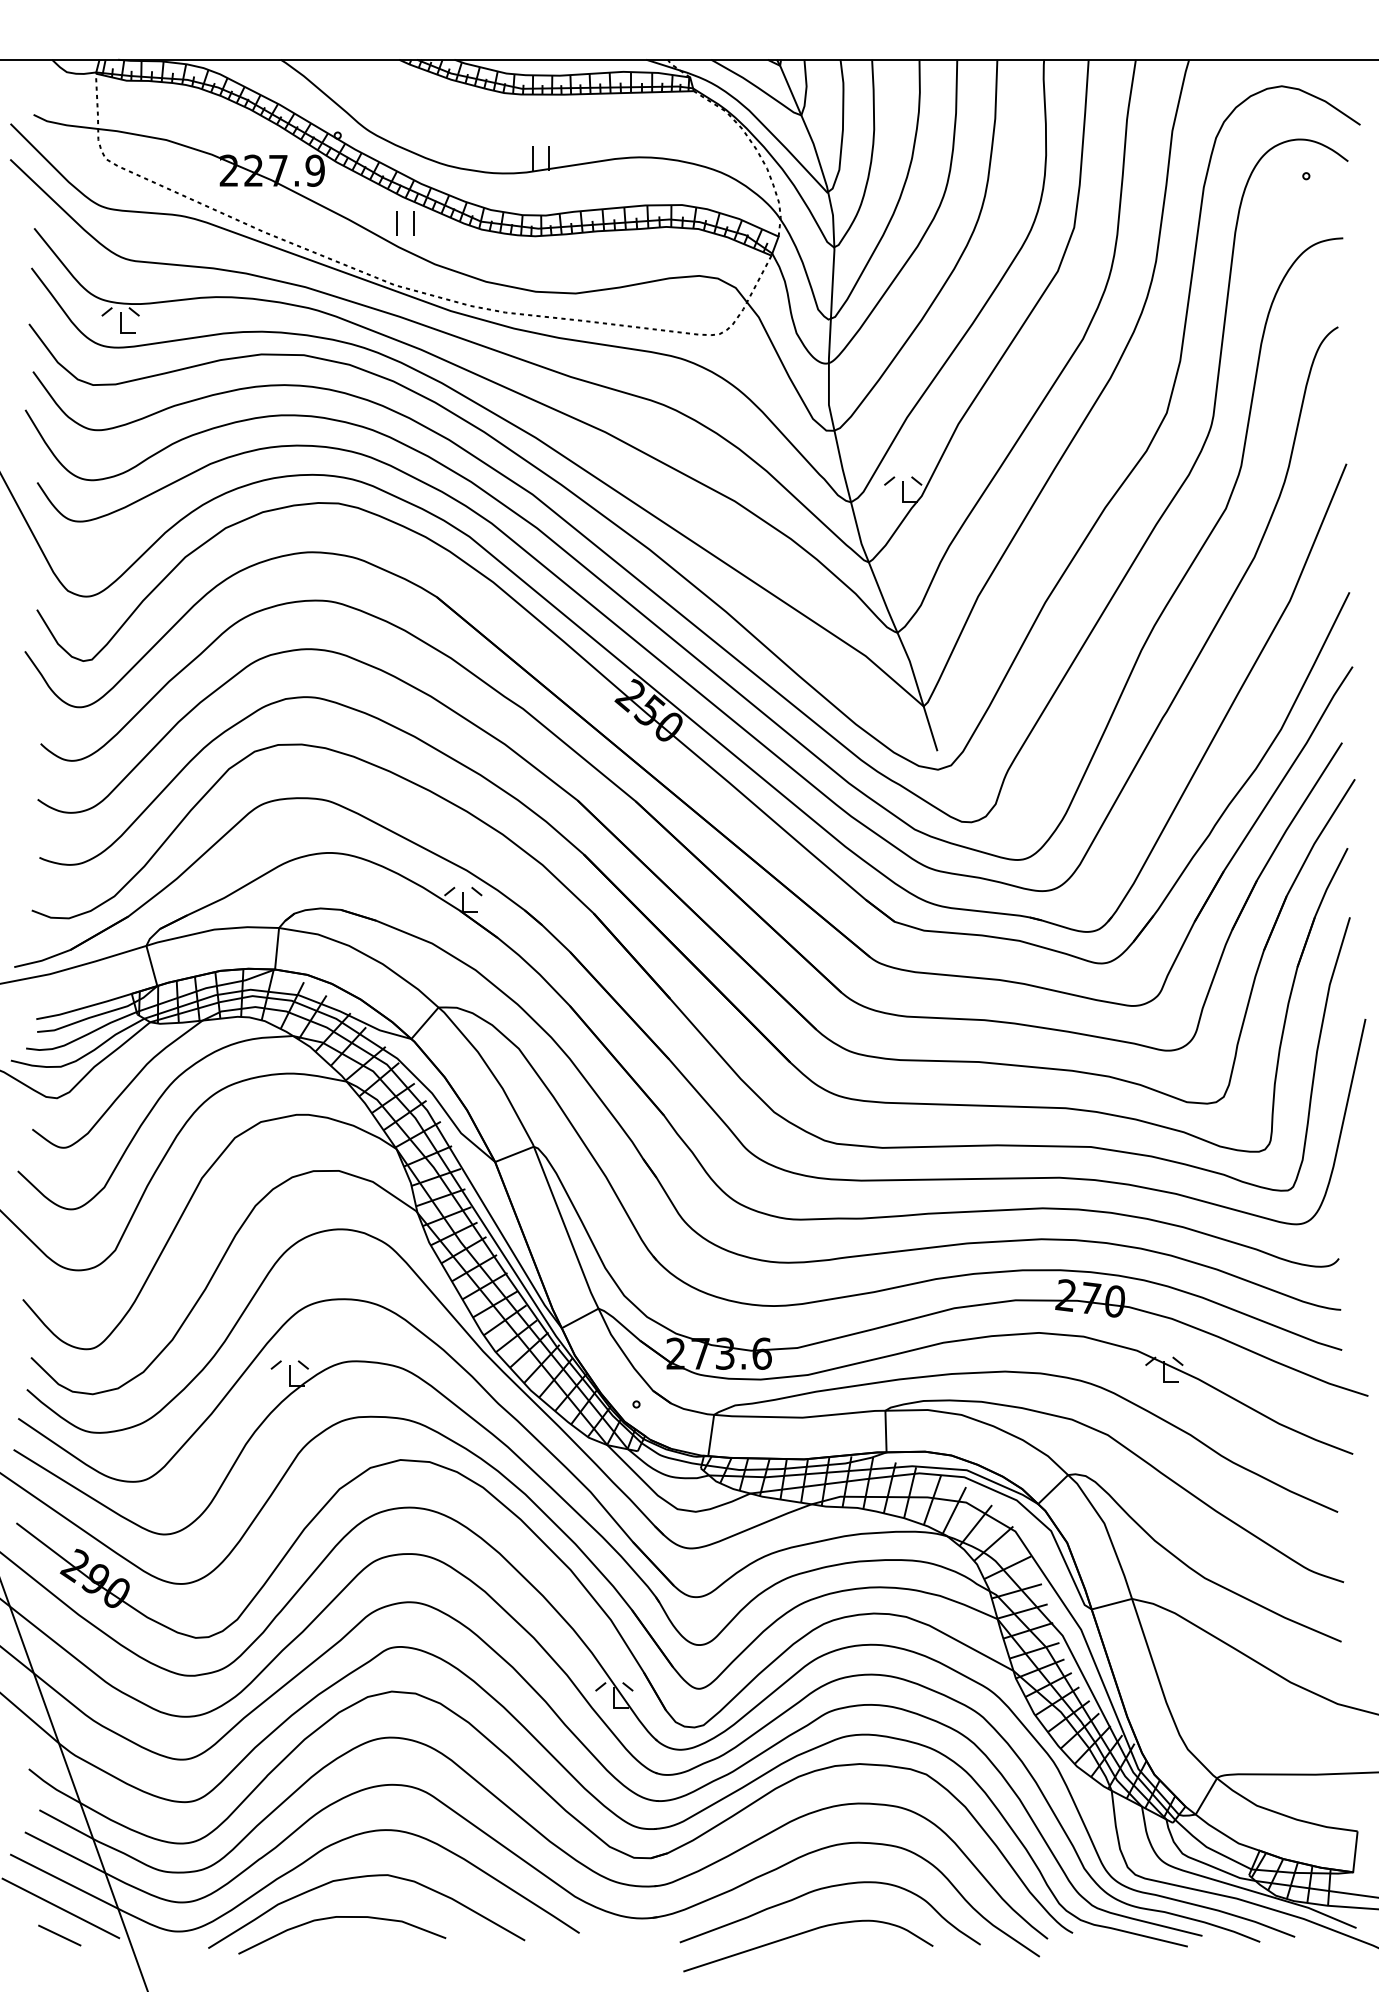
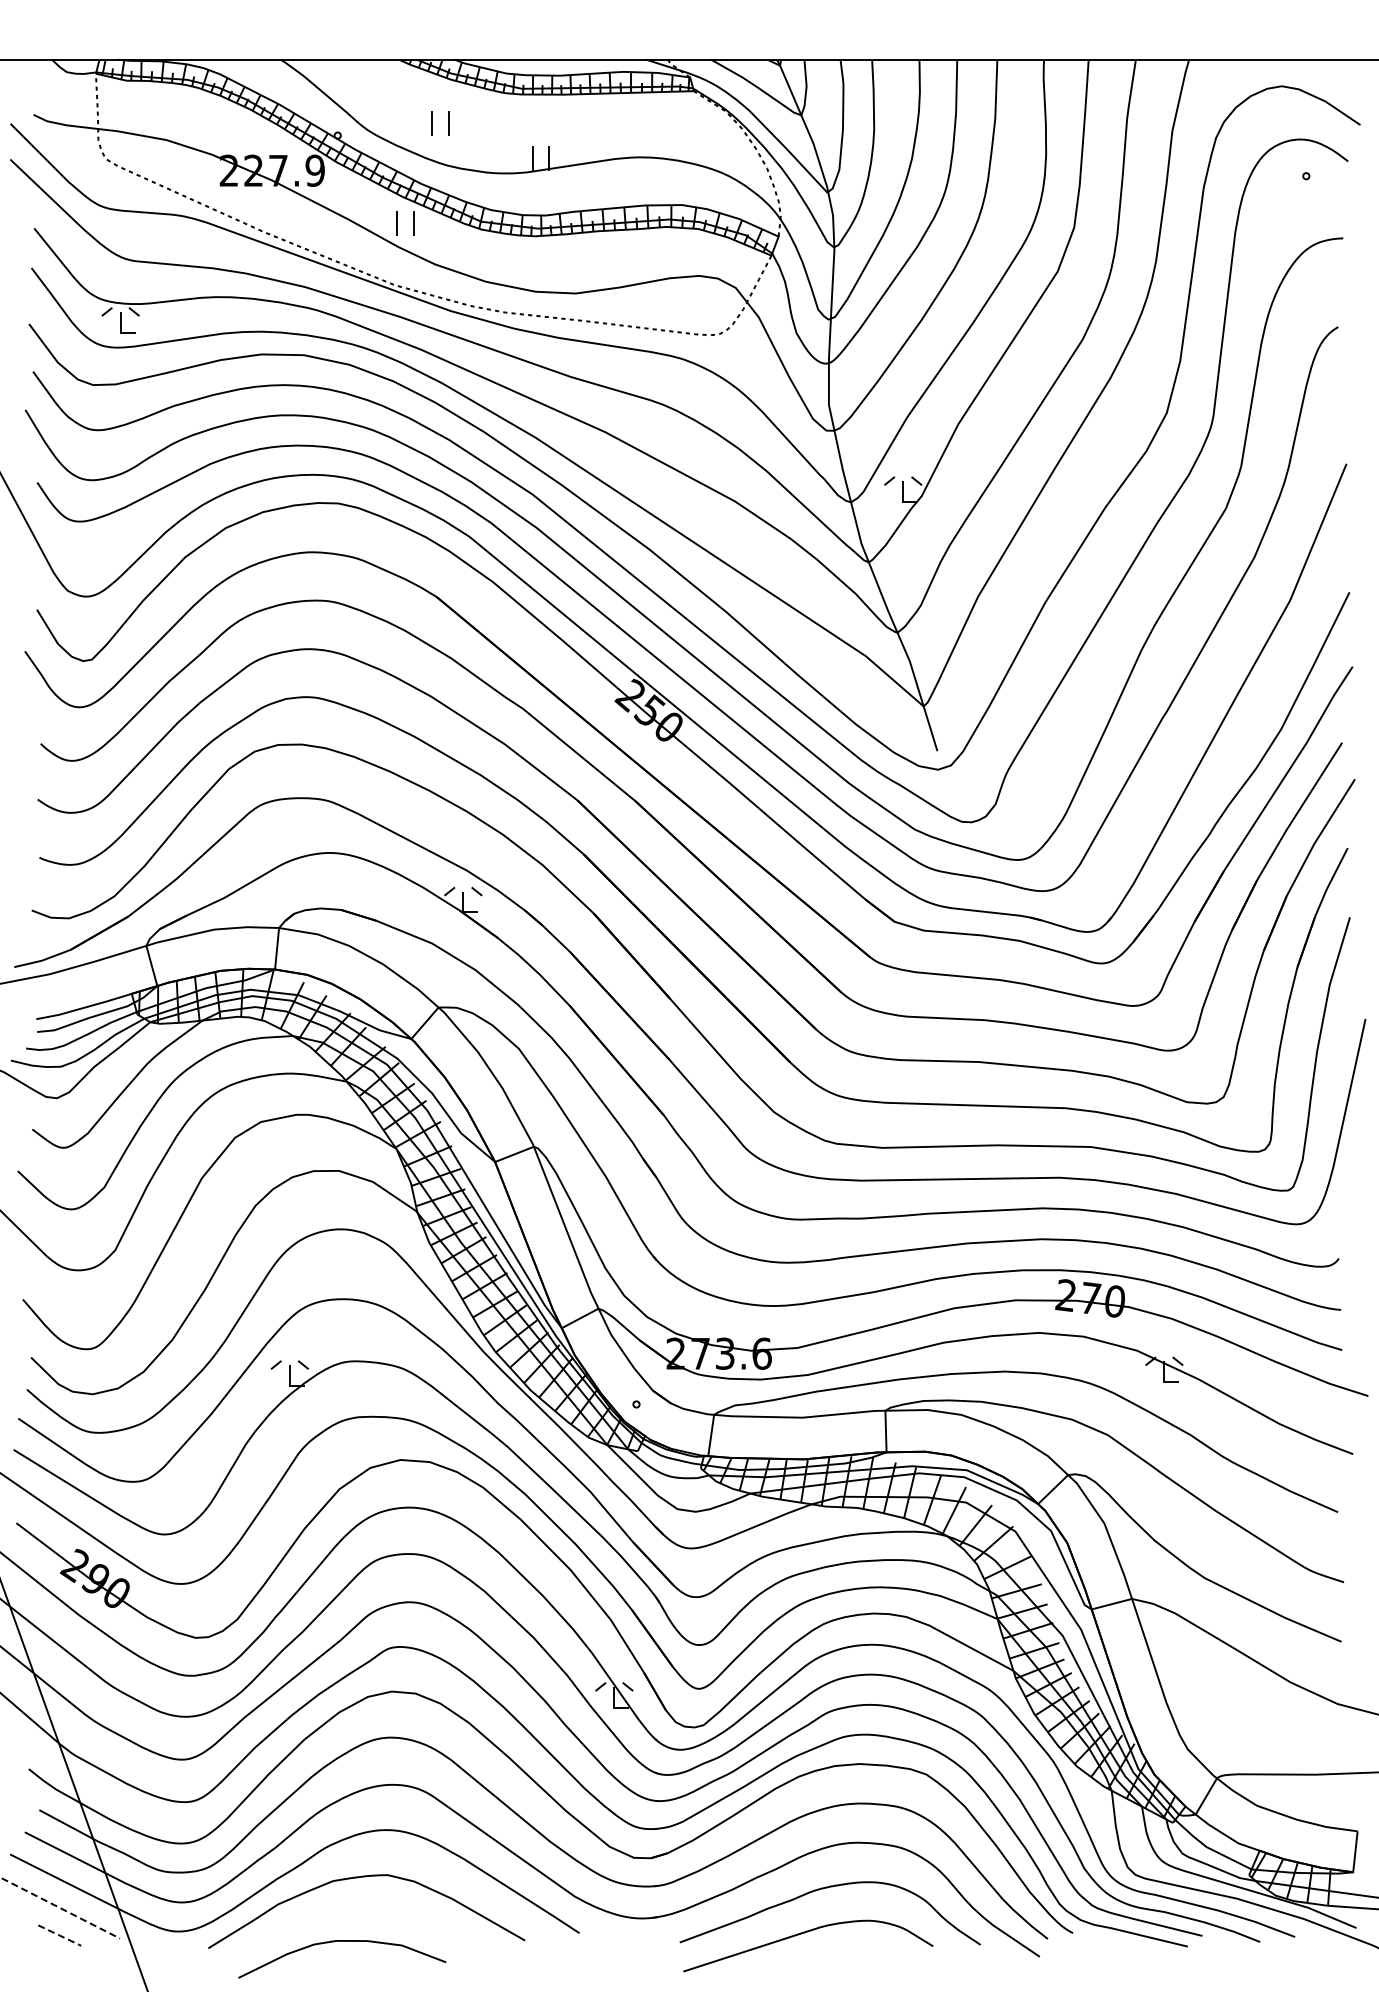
part: none -> present (432, 123)
line: solid -> dashed (61, 1908)
curve position: (342, 1917) -> (342, 1941) (342, 1941)
line: solid -> dashed (59, 1935)
